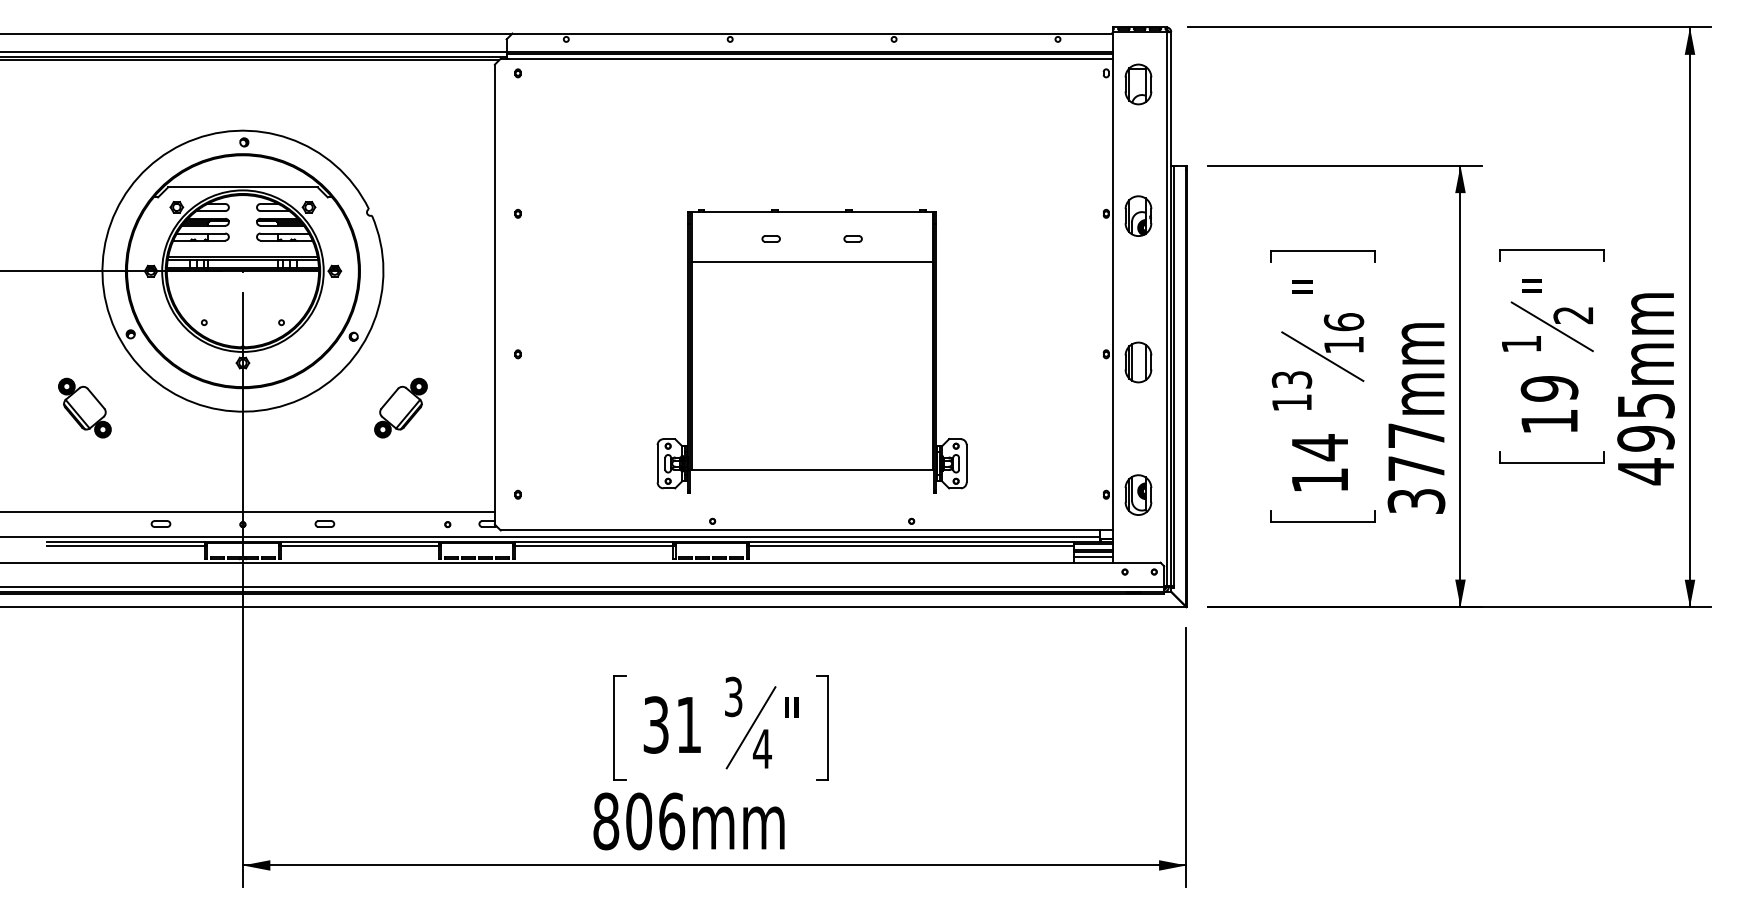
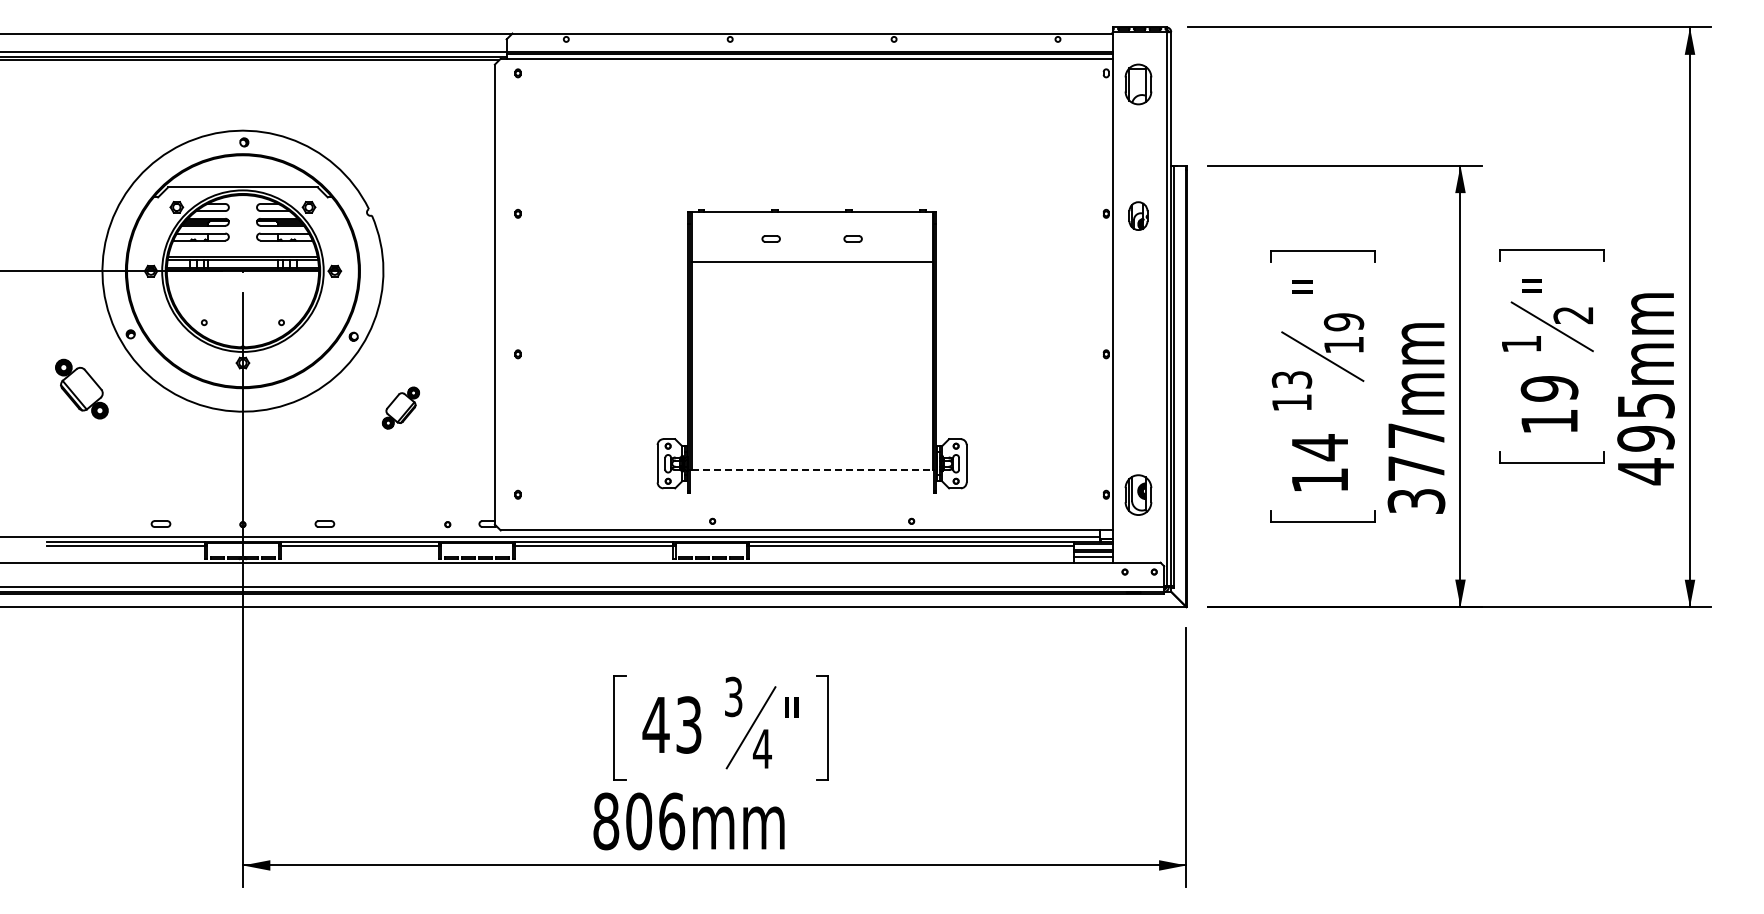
part size: 29x42 px -> 21x30 px (1138, 215)
text: 16 -> 19 (1343, 322)
part: present -> none (1138, 362)
part position: (84, 407) -> (81, 388) (81, 388)
part size: 54x62 px -> 38x44 px (400, 407)
line: solid -> dashed (812, 469)
line: present -> none (248, 512)
text: 31 -> 43 (671, 724)
